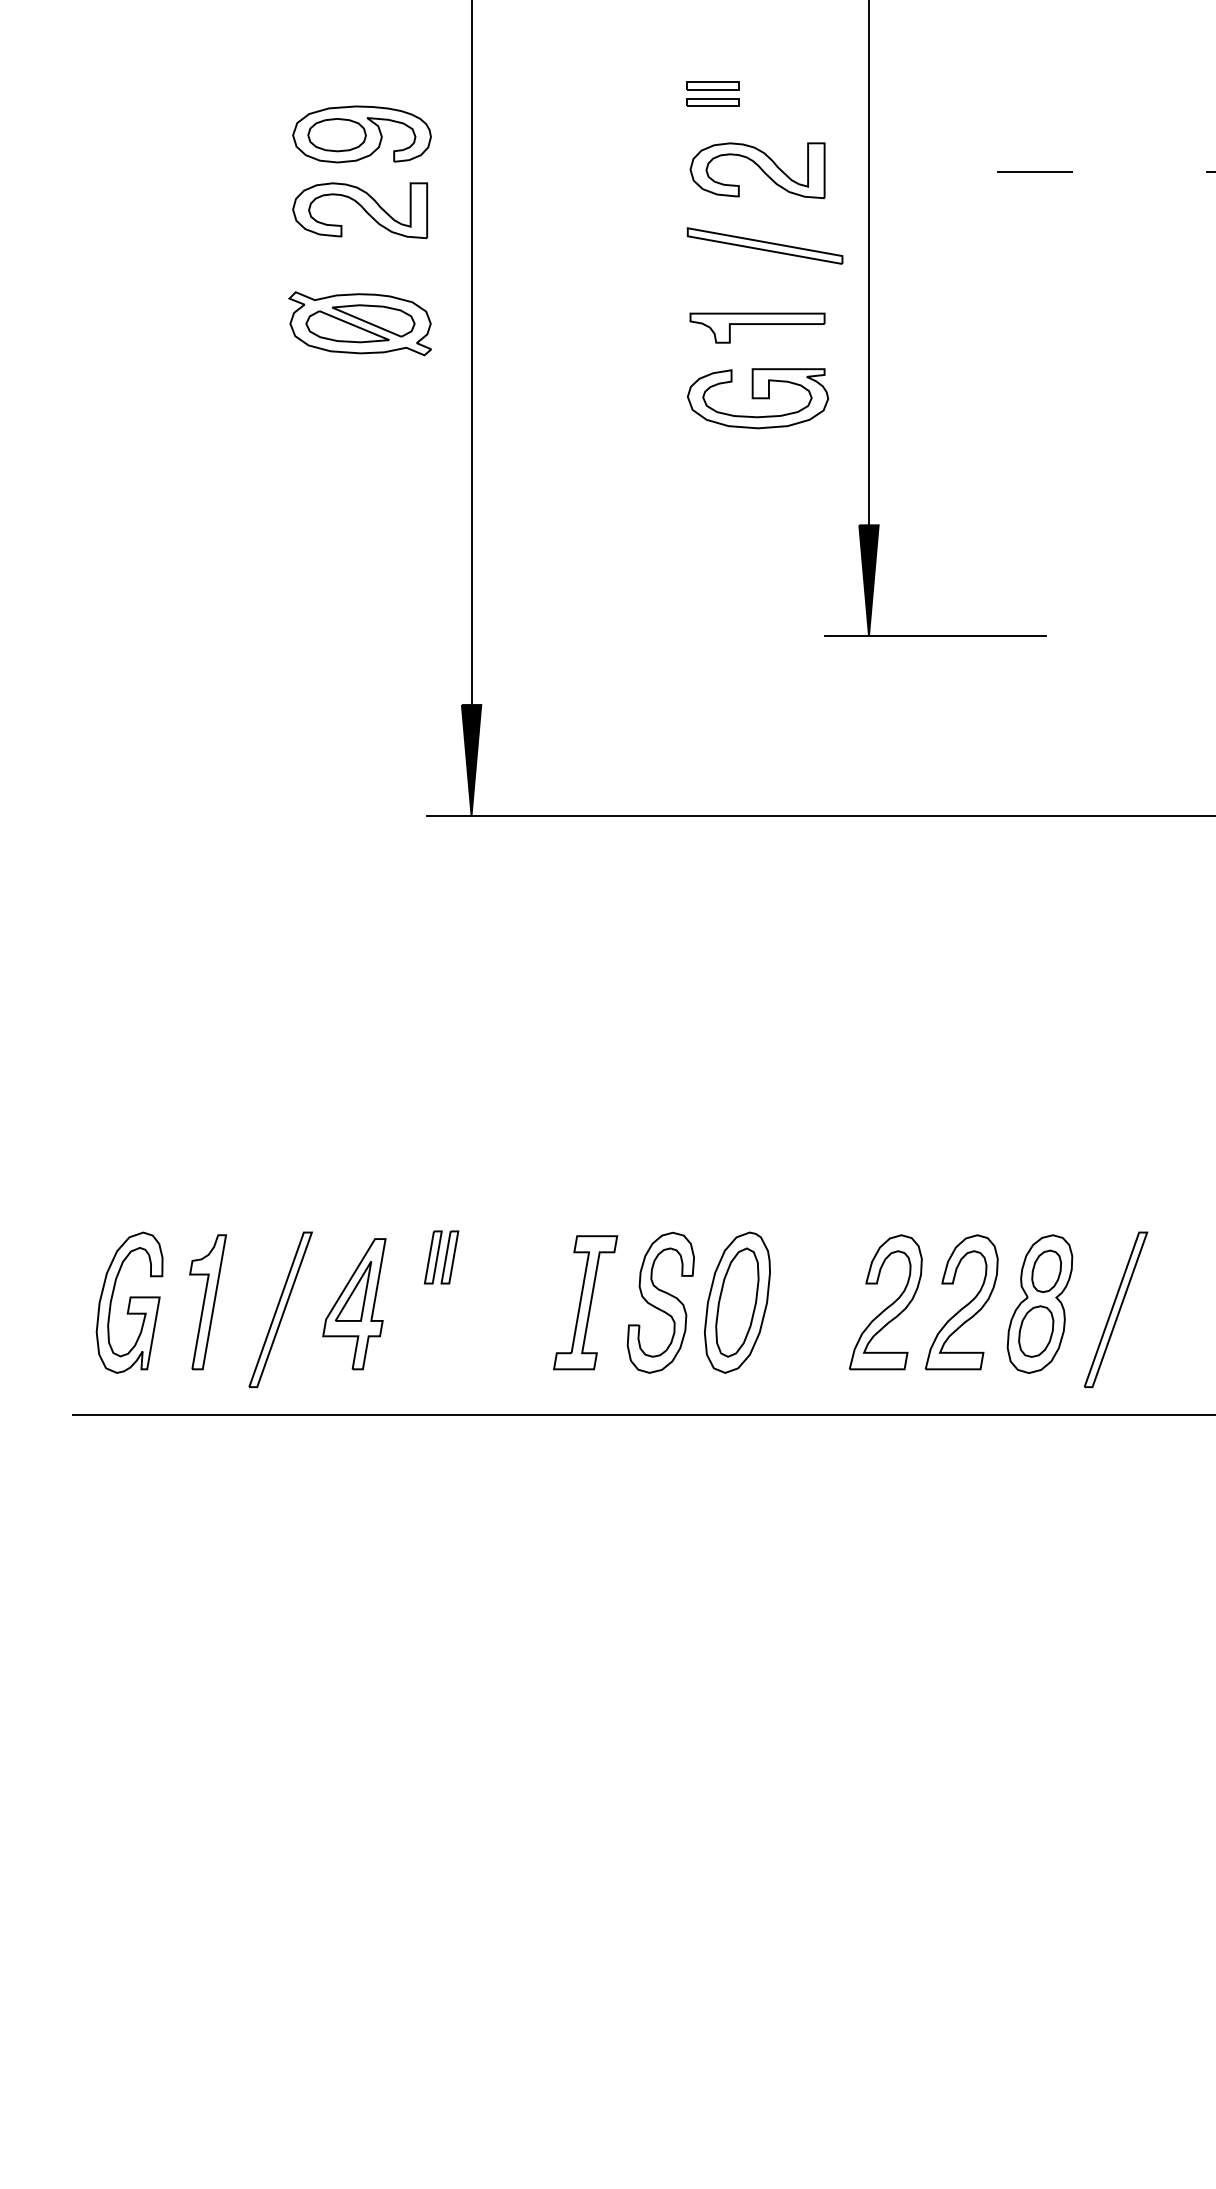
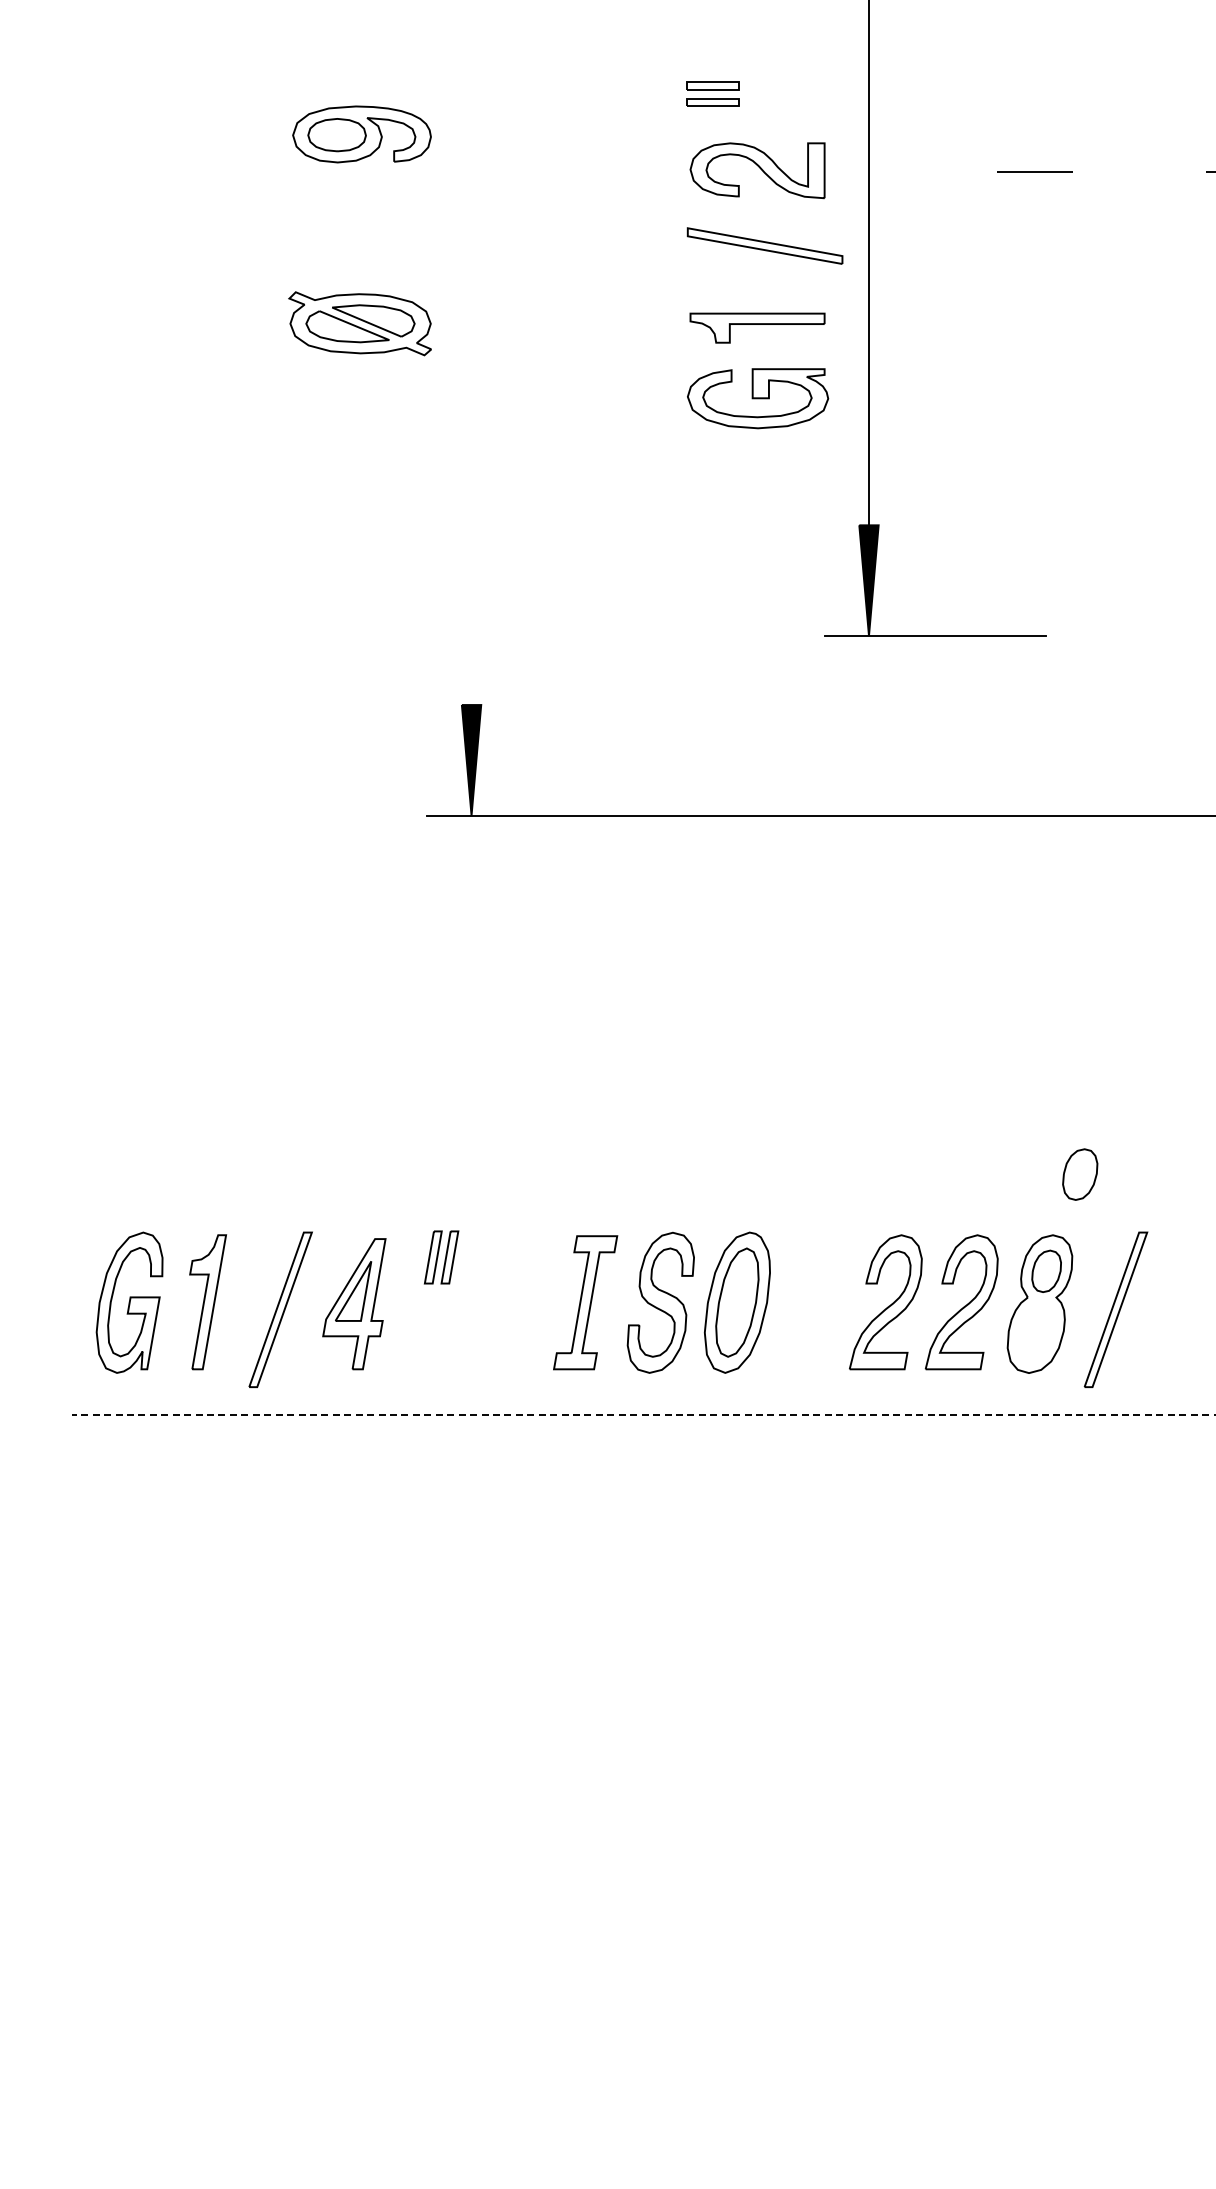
part: present -> none (360, 210)
line: present -> none (471, 353)
part position: (1036, 1331) -> (1080, 1174) (1080, 1174)
line: solid -> dashed (643, 1414)
